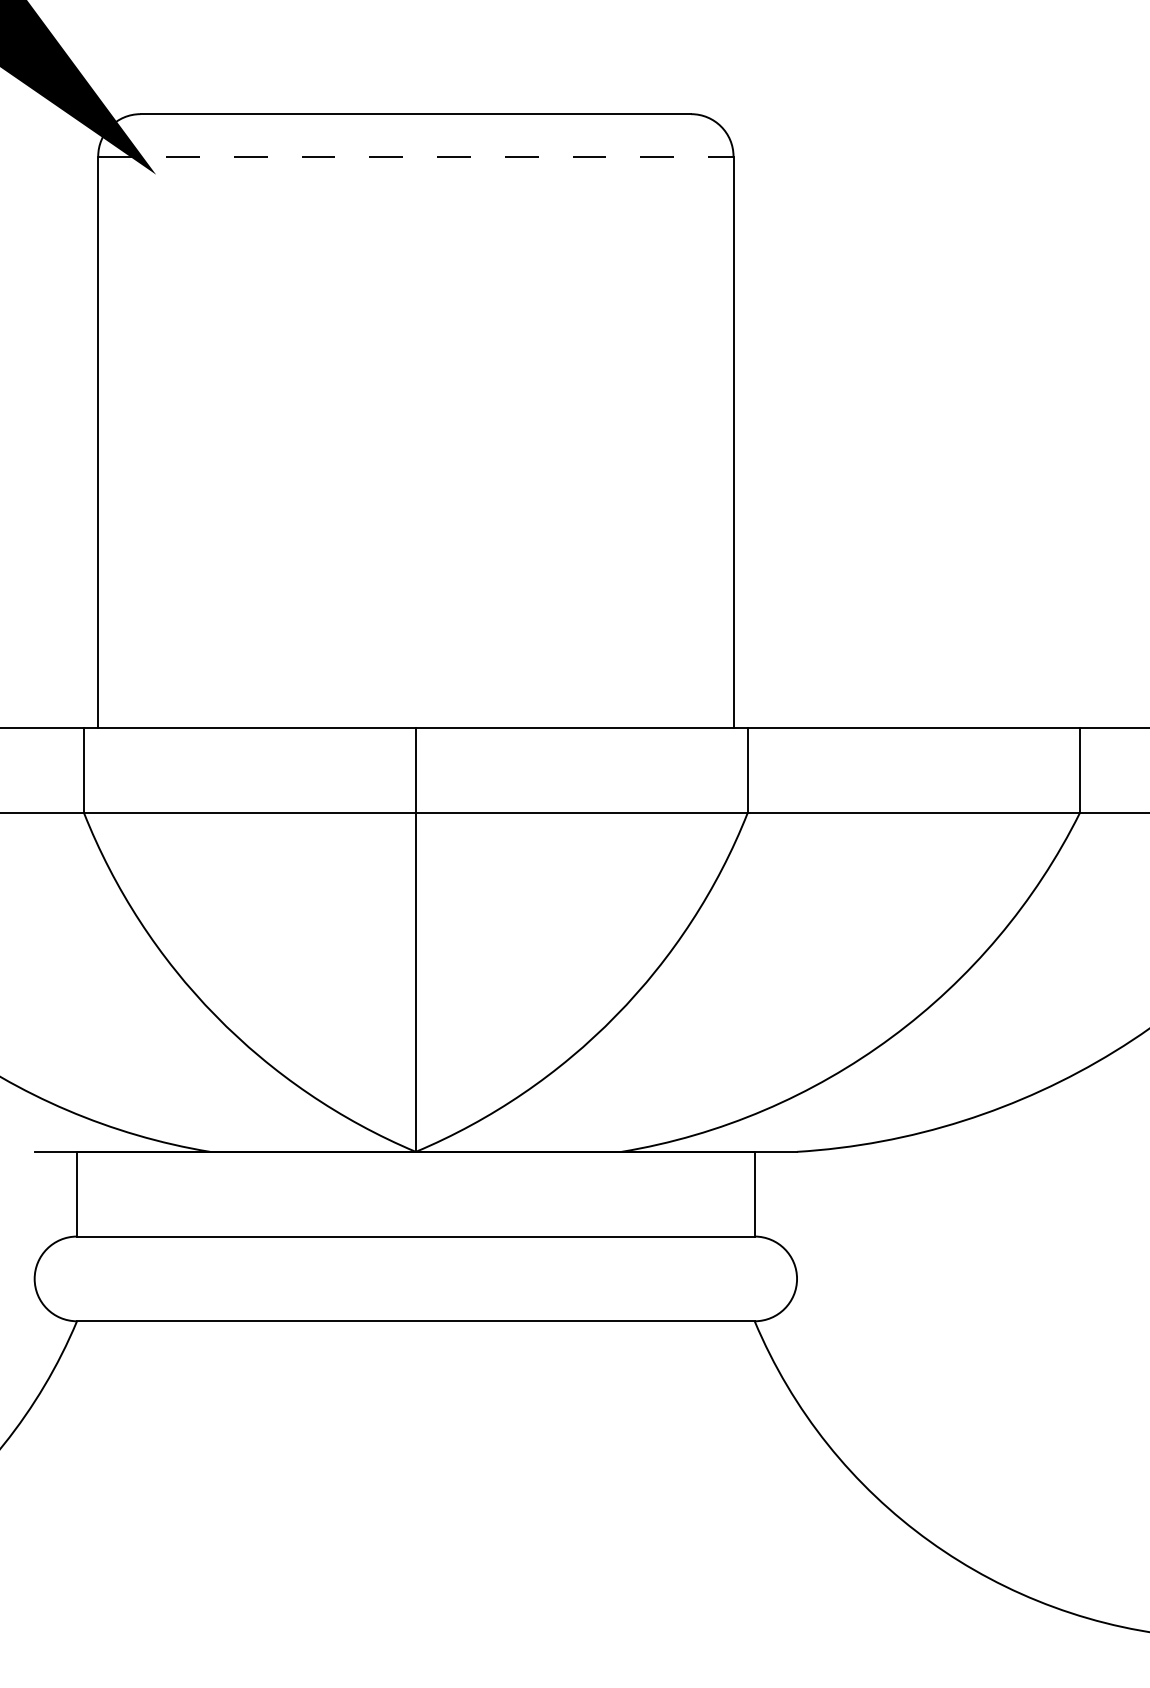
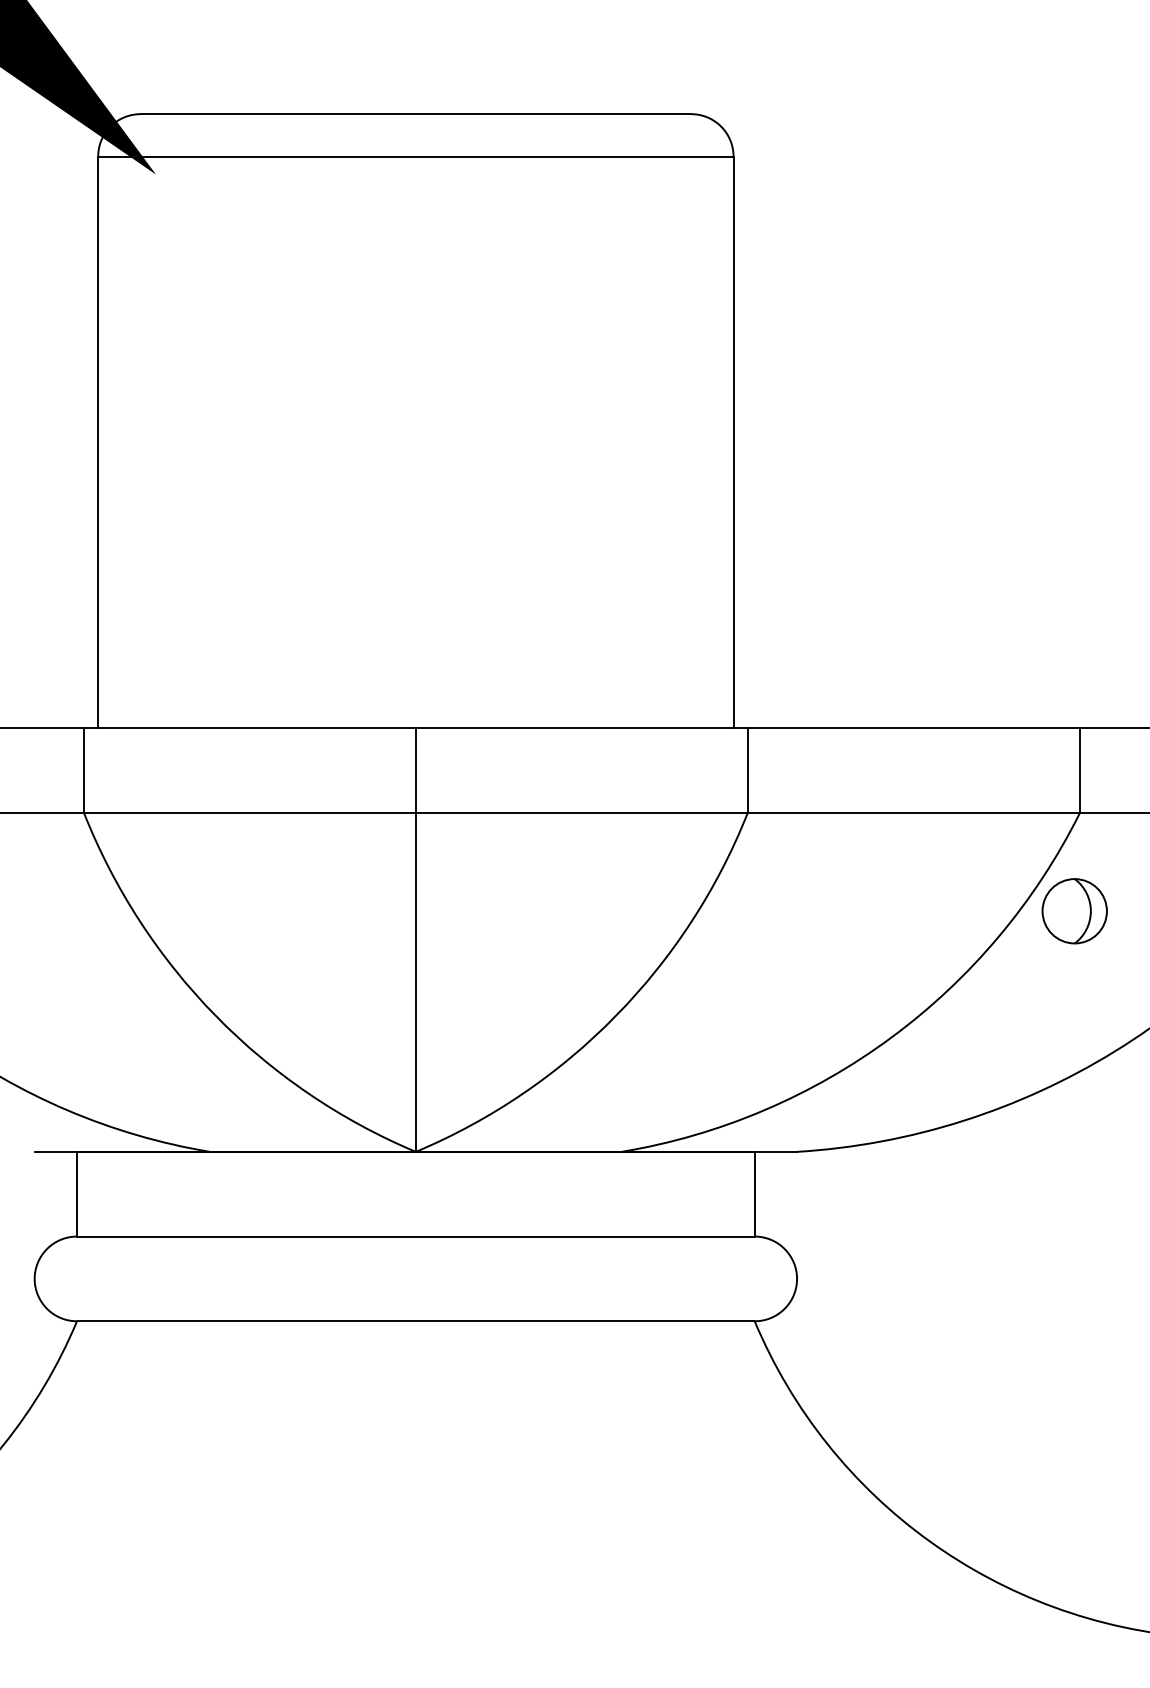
line: dashed -> solid (415, 156)
part: none -> present (1074, 911)
